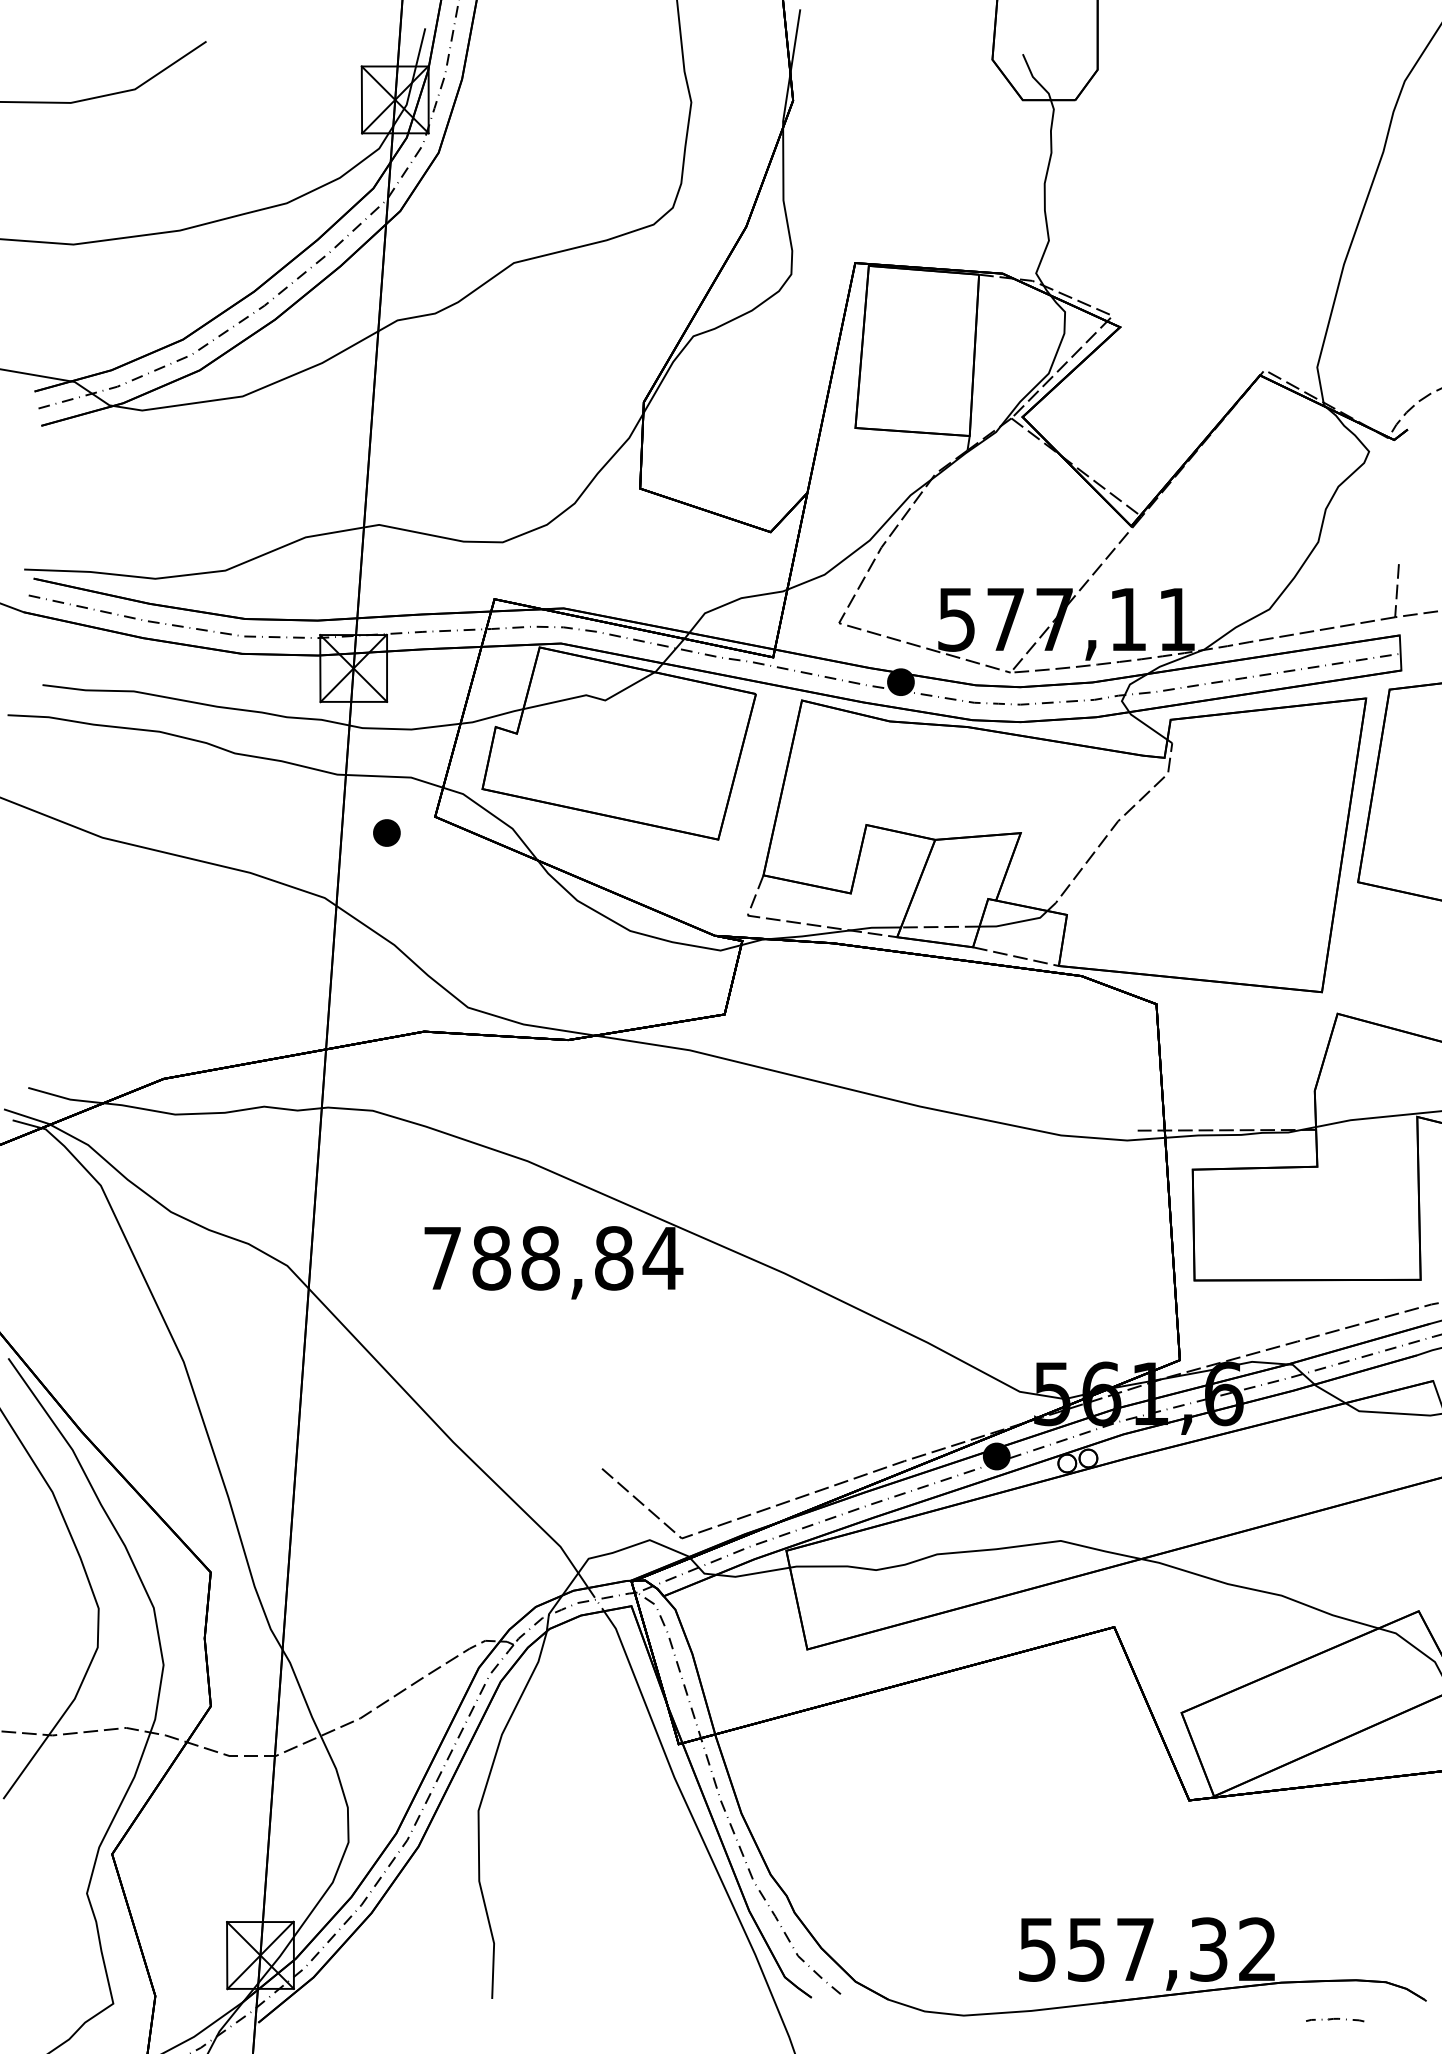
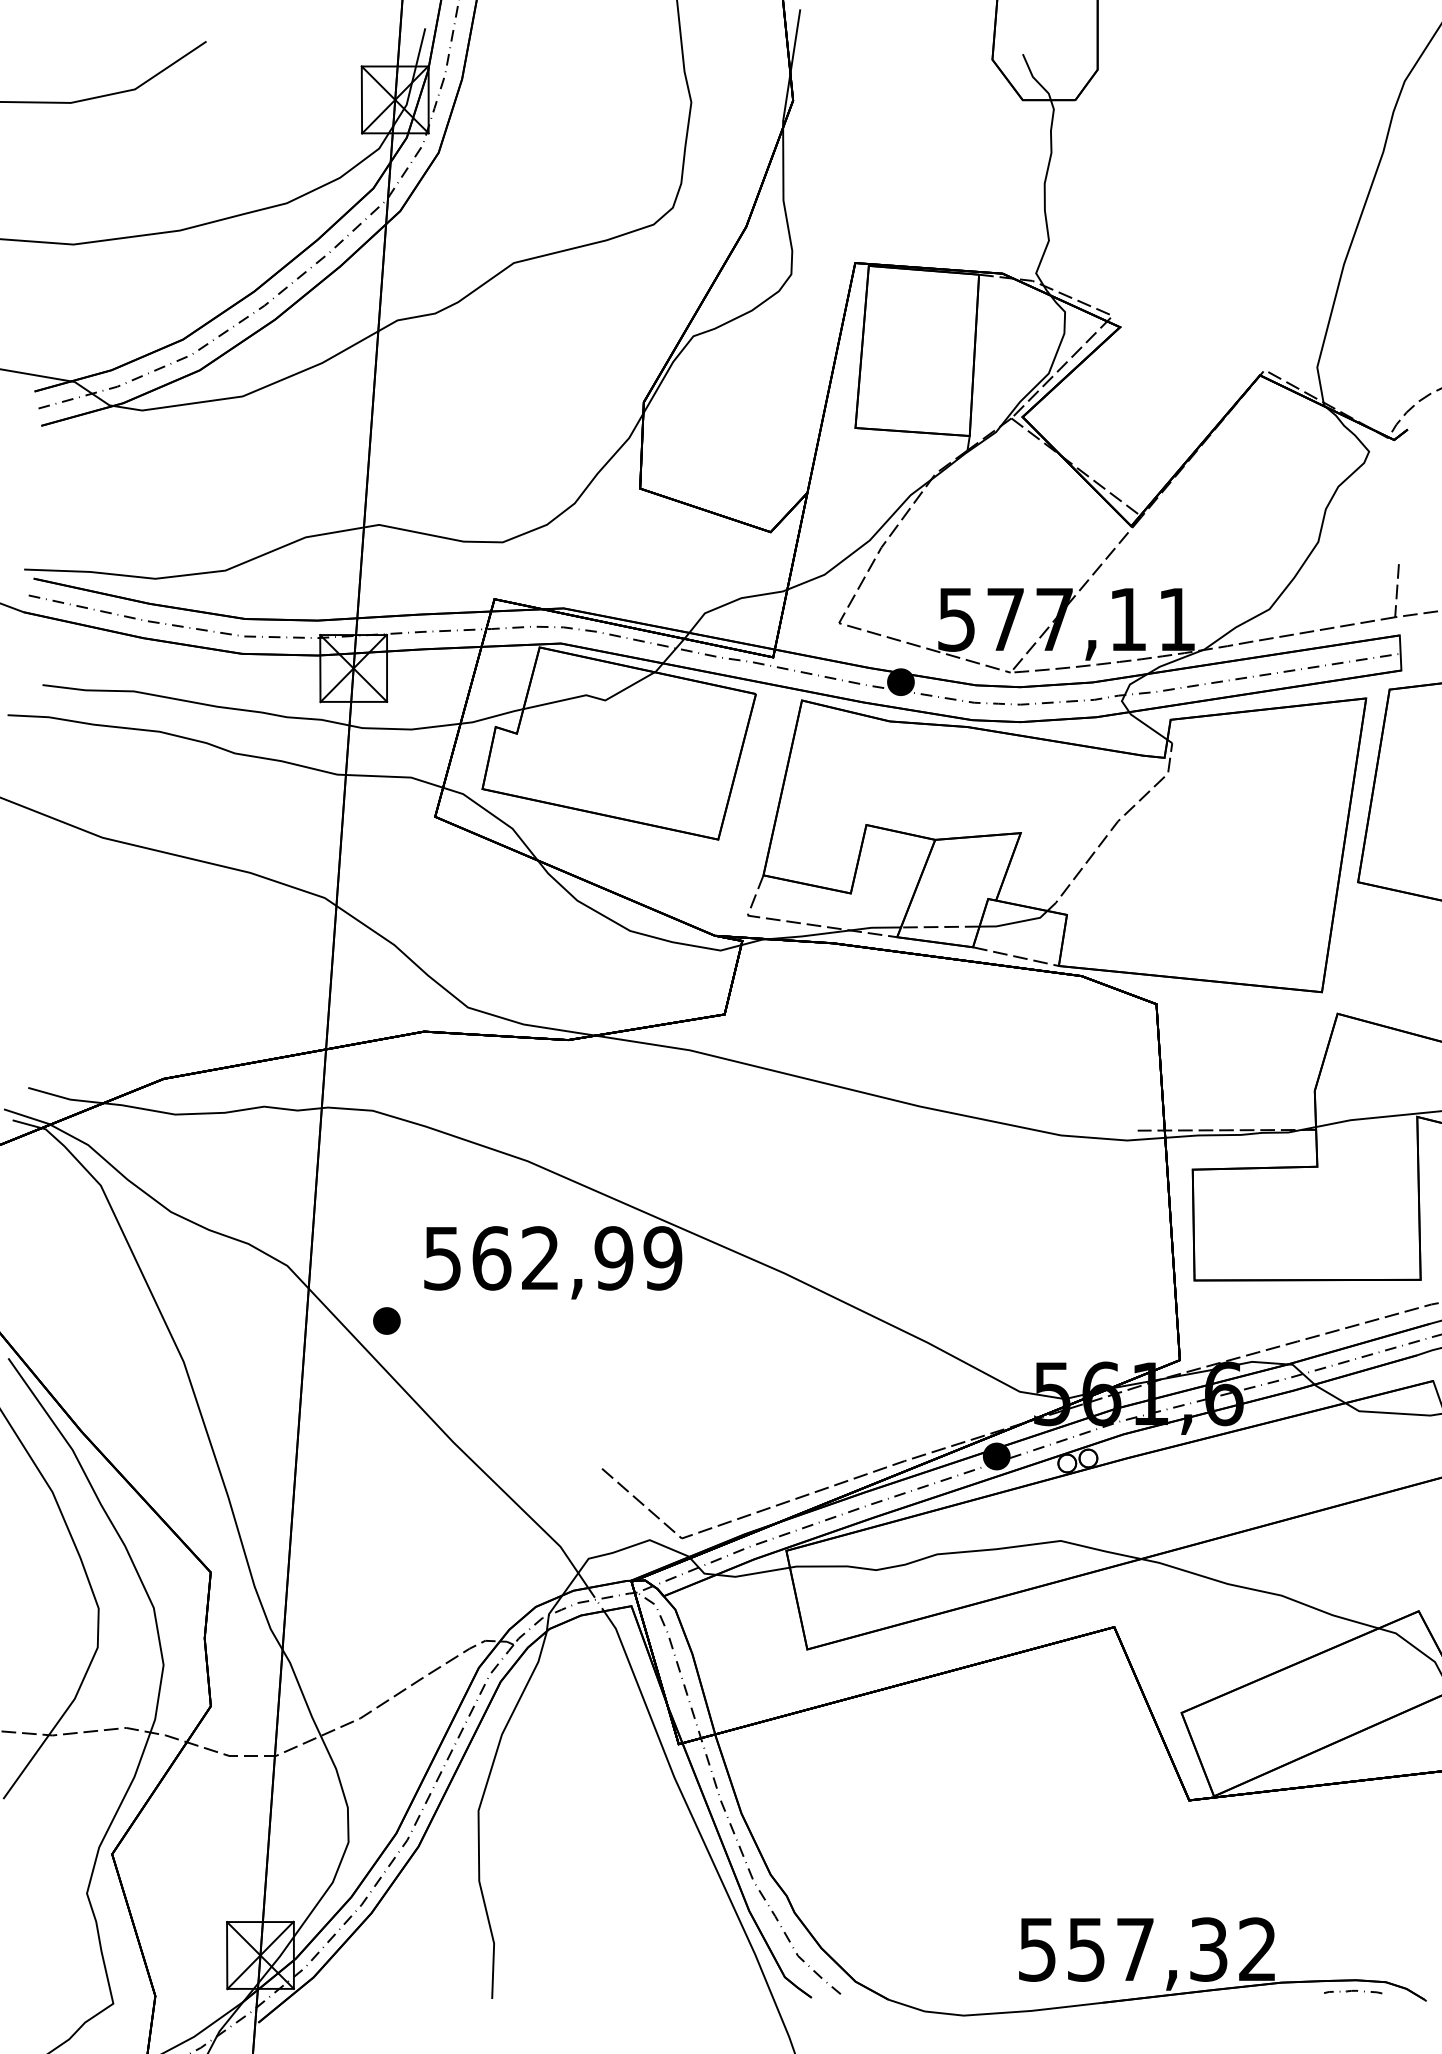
part position: (386, 832) -> (386, 1320) (386, 1320)
text: 788,84 -> 562,99 (553, 1258)
curve position: (1335, 2019) -> (1353, 1991) (1353, 1991)
